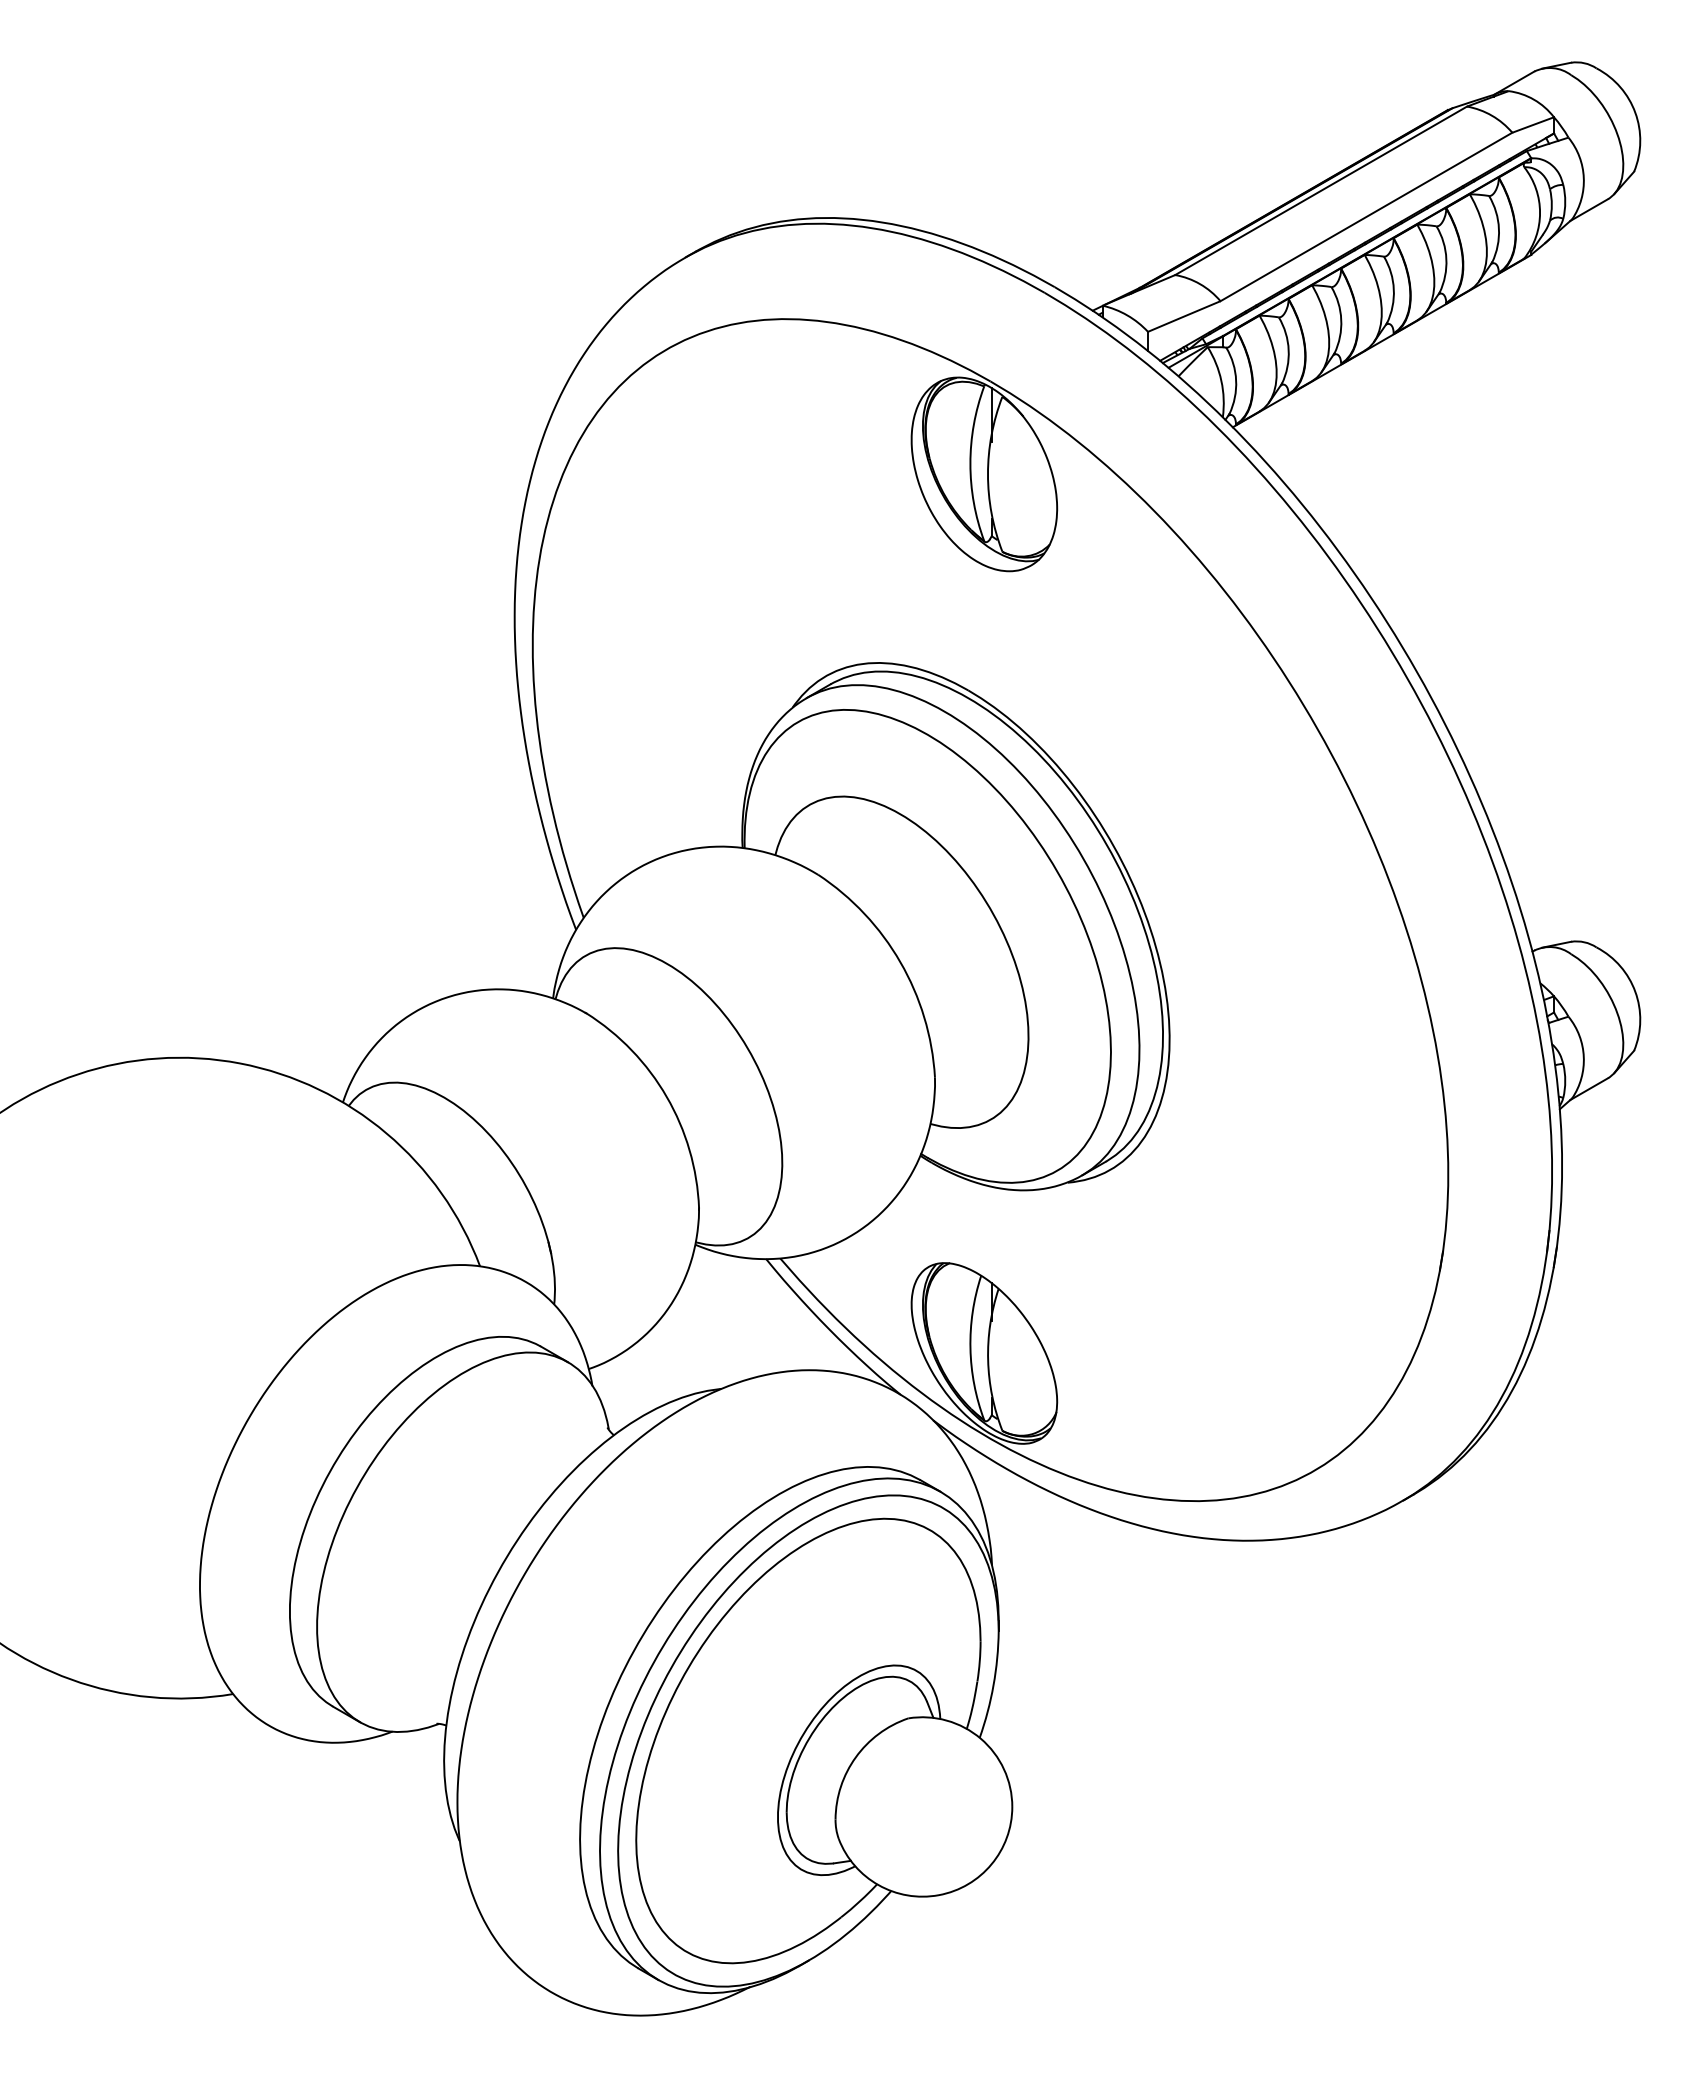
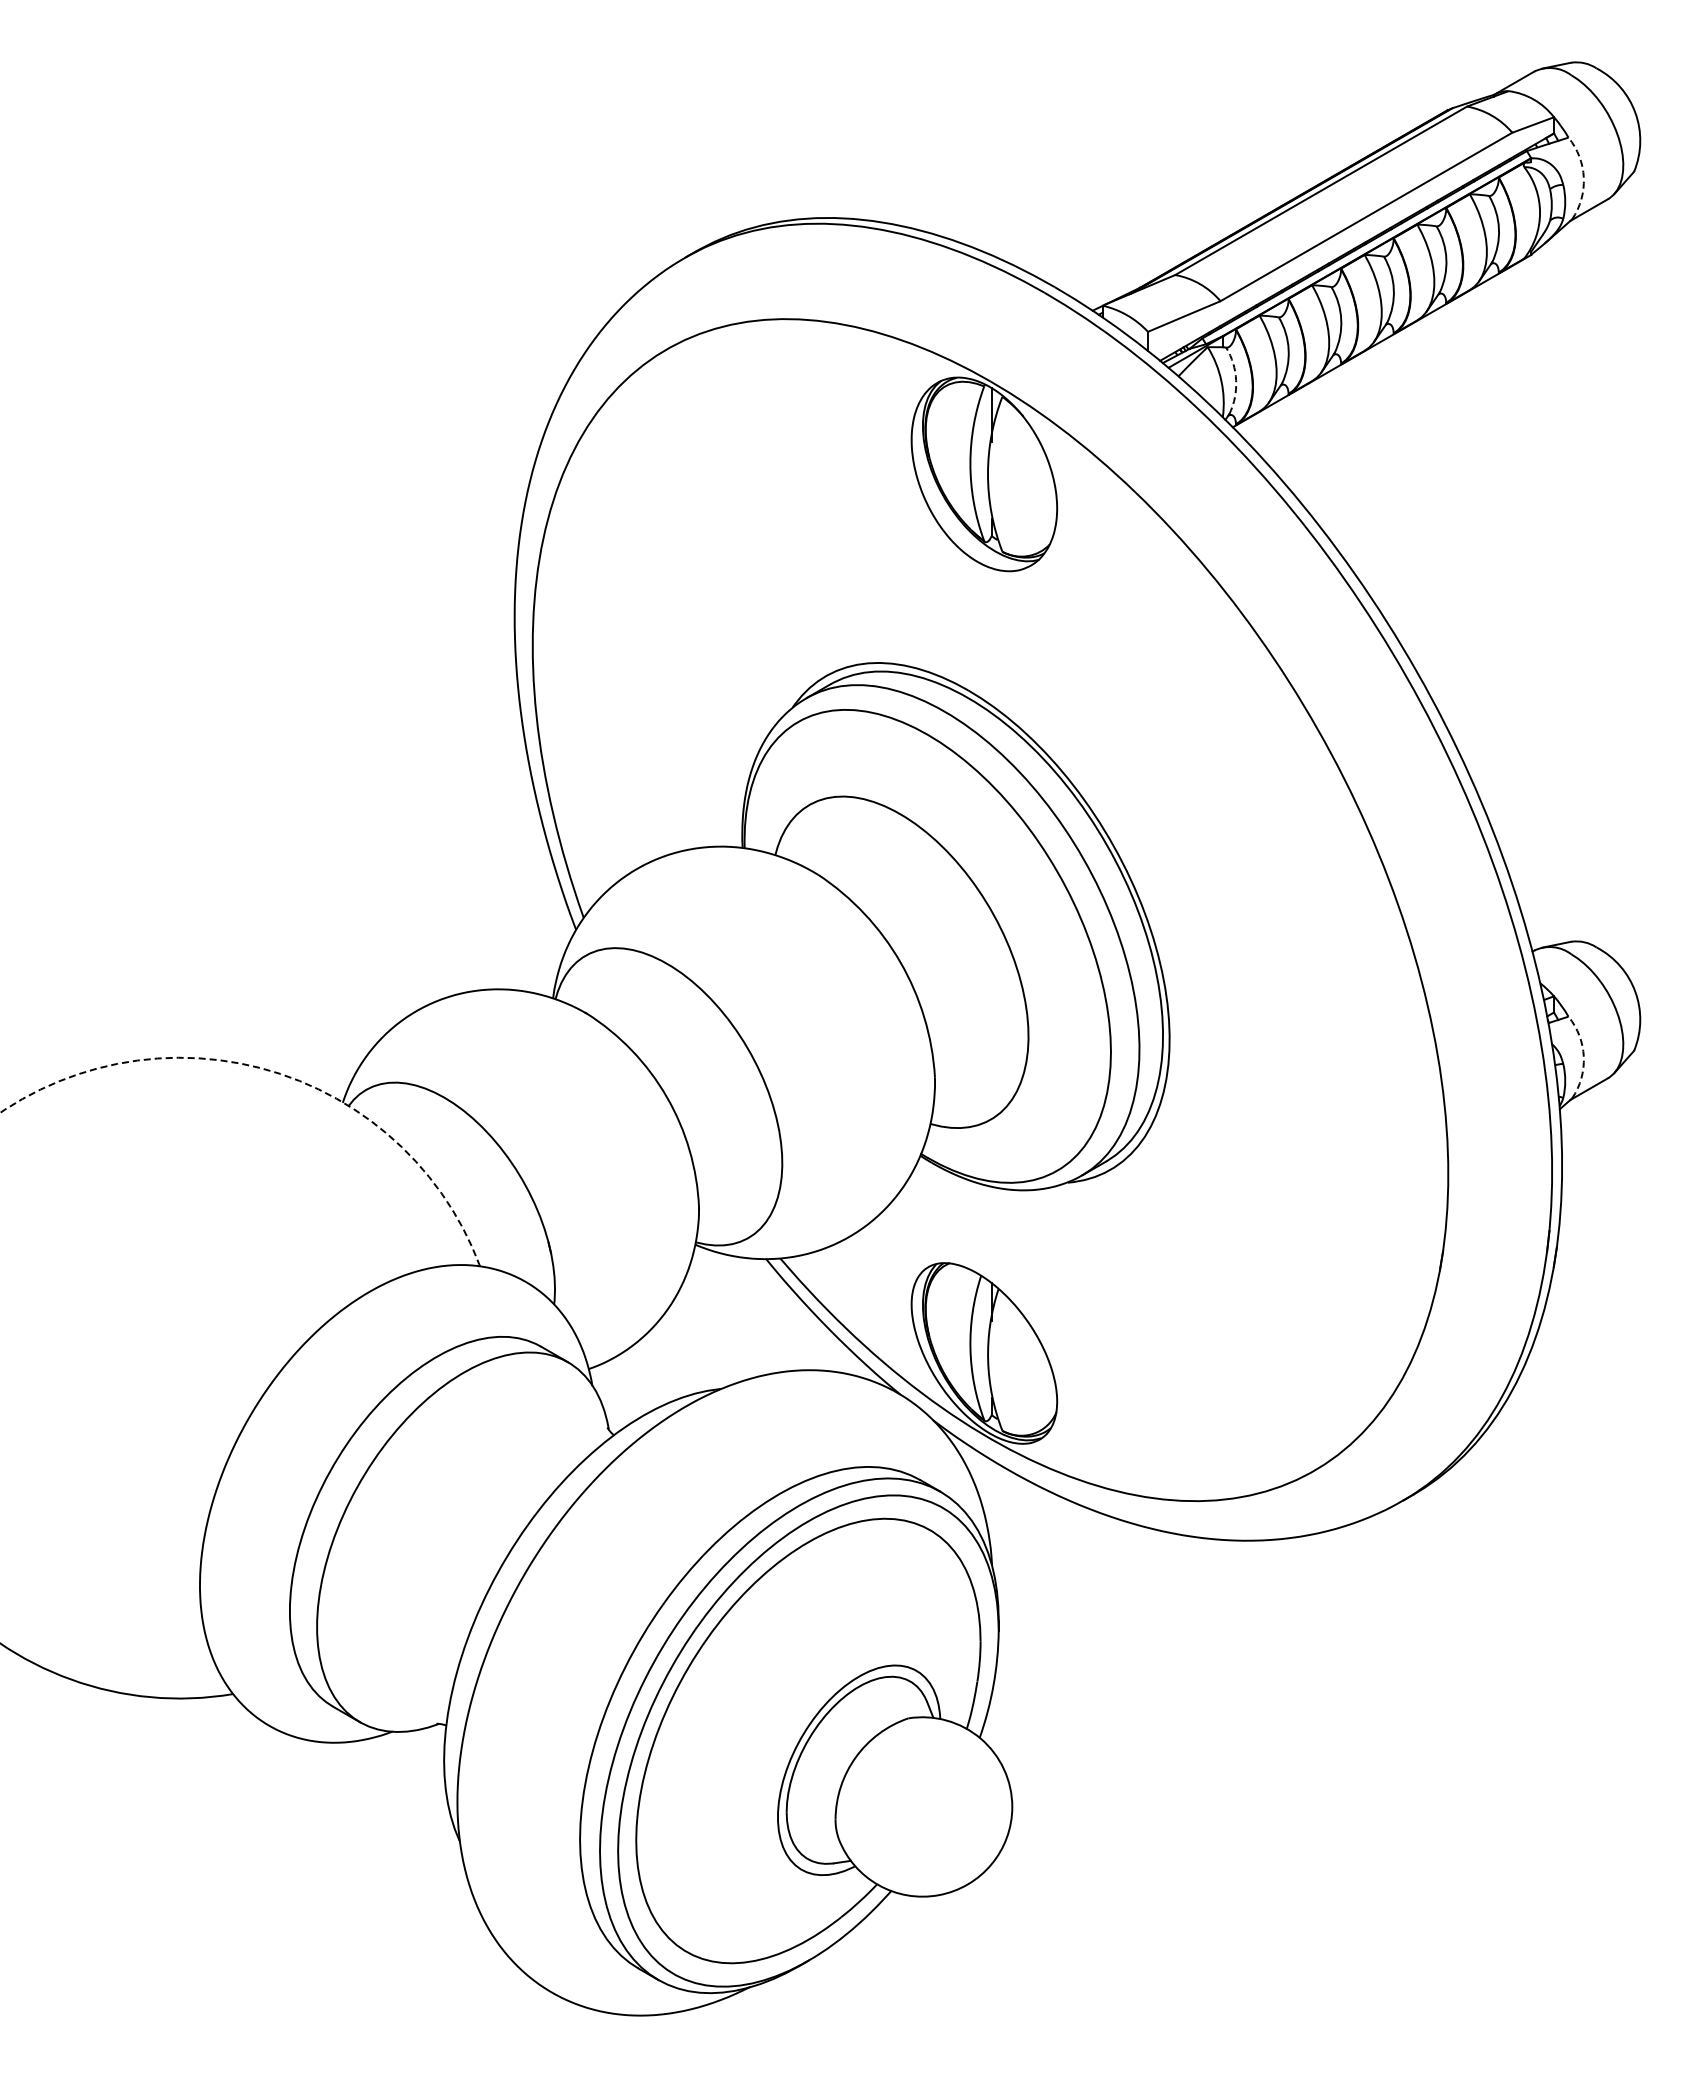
arc: solid -> dashed (1583, 177)
arc: solid -> dashed (1236, 380)
arc: solid -> dashed (1583, 1056)
arc: solid -> dashed (277, 1073)
